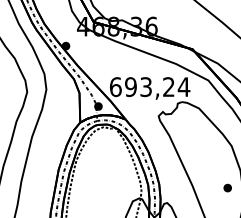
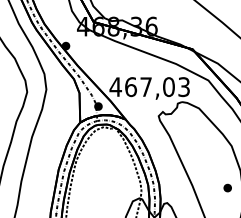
text: 693,24 -> 467,03 (149, 87)
